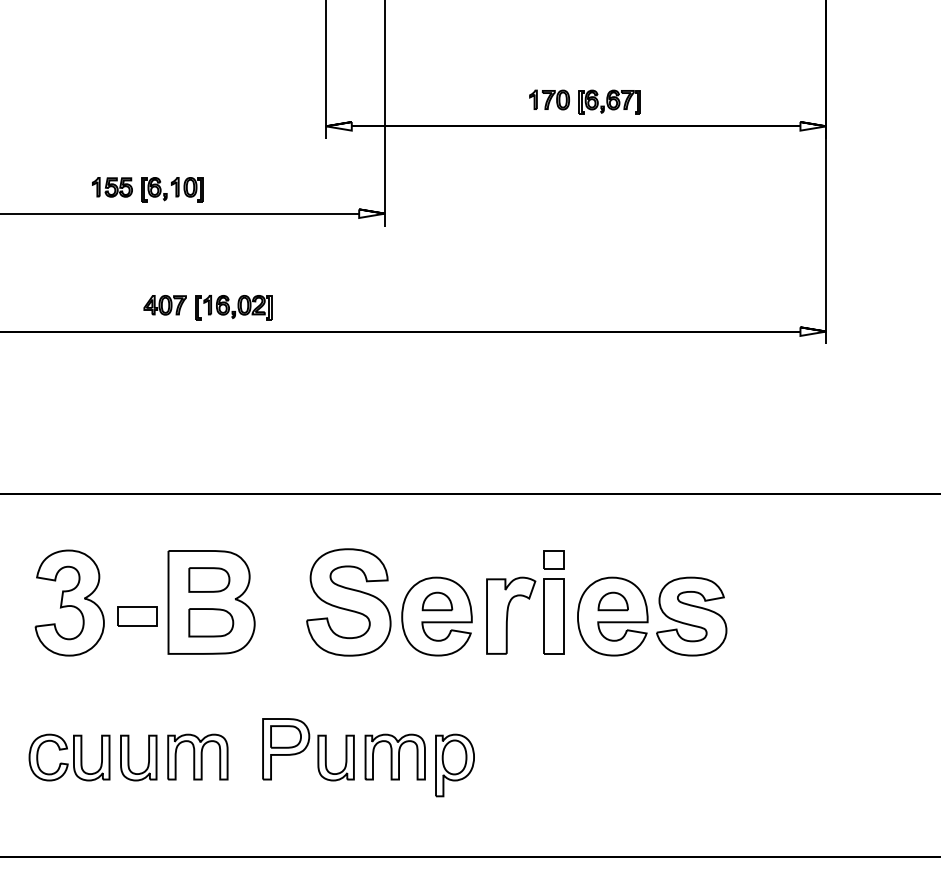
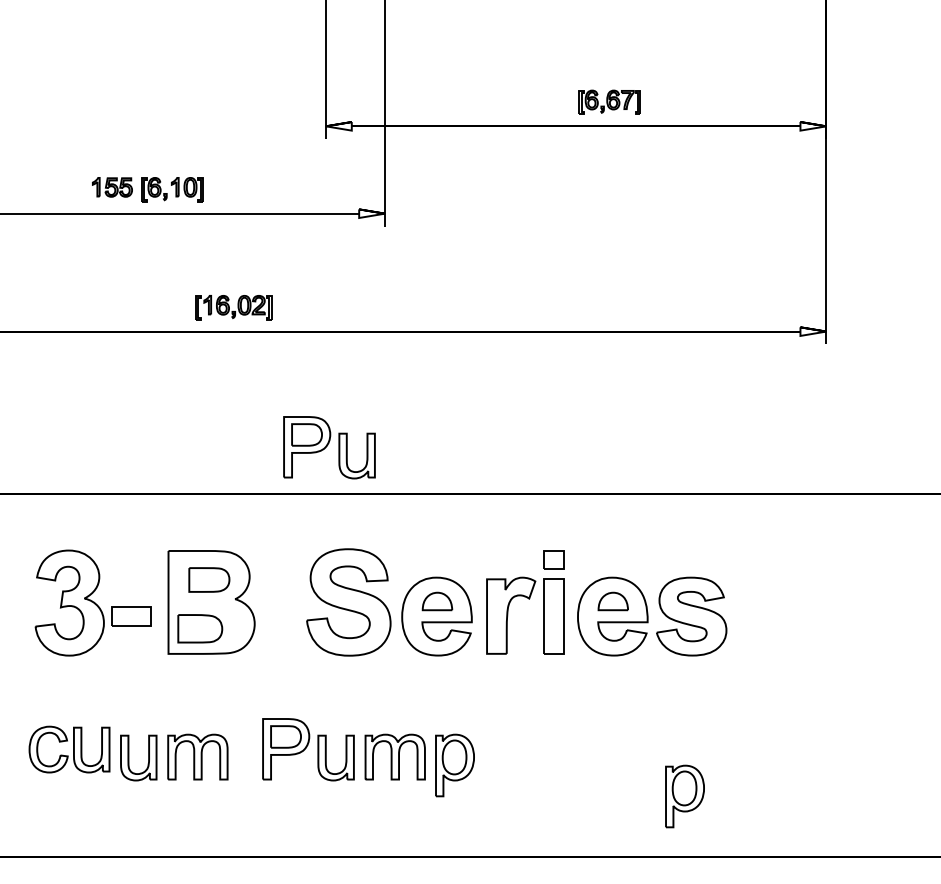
part: present -> none (549, 99)
part: present -> none (164, 305)
part: none -> present (329, 447)
part position: (137, 616) -> (131, 616) (131, 616)
part position: (211, 622) -> (200, 628) (200, 628)
part position: (69, 757) -> (69, 749) (69, 749)
part: none -> present (684, 796)
